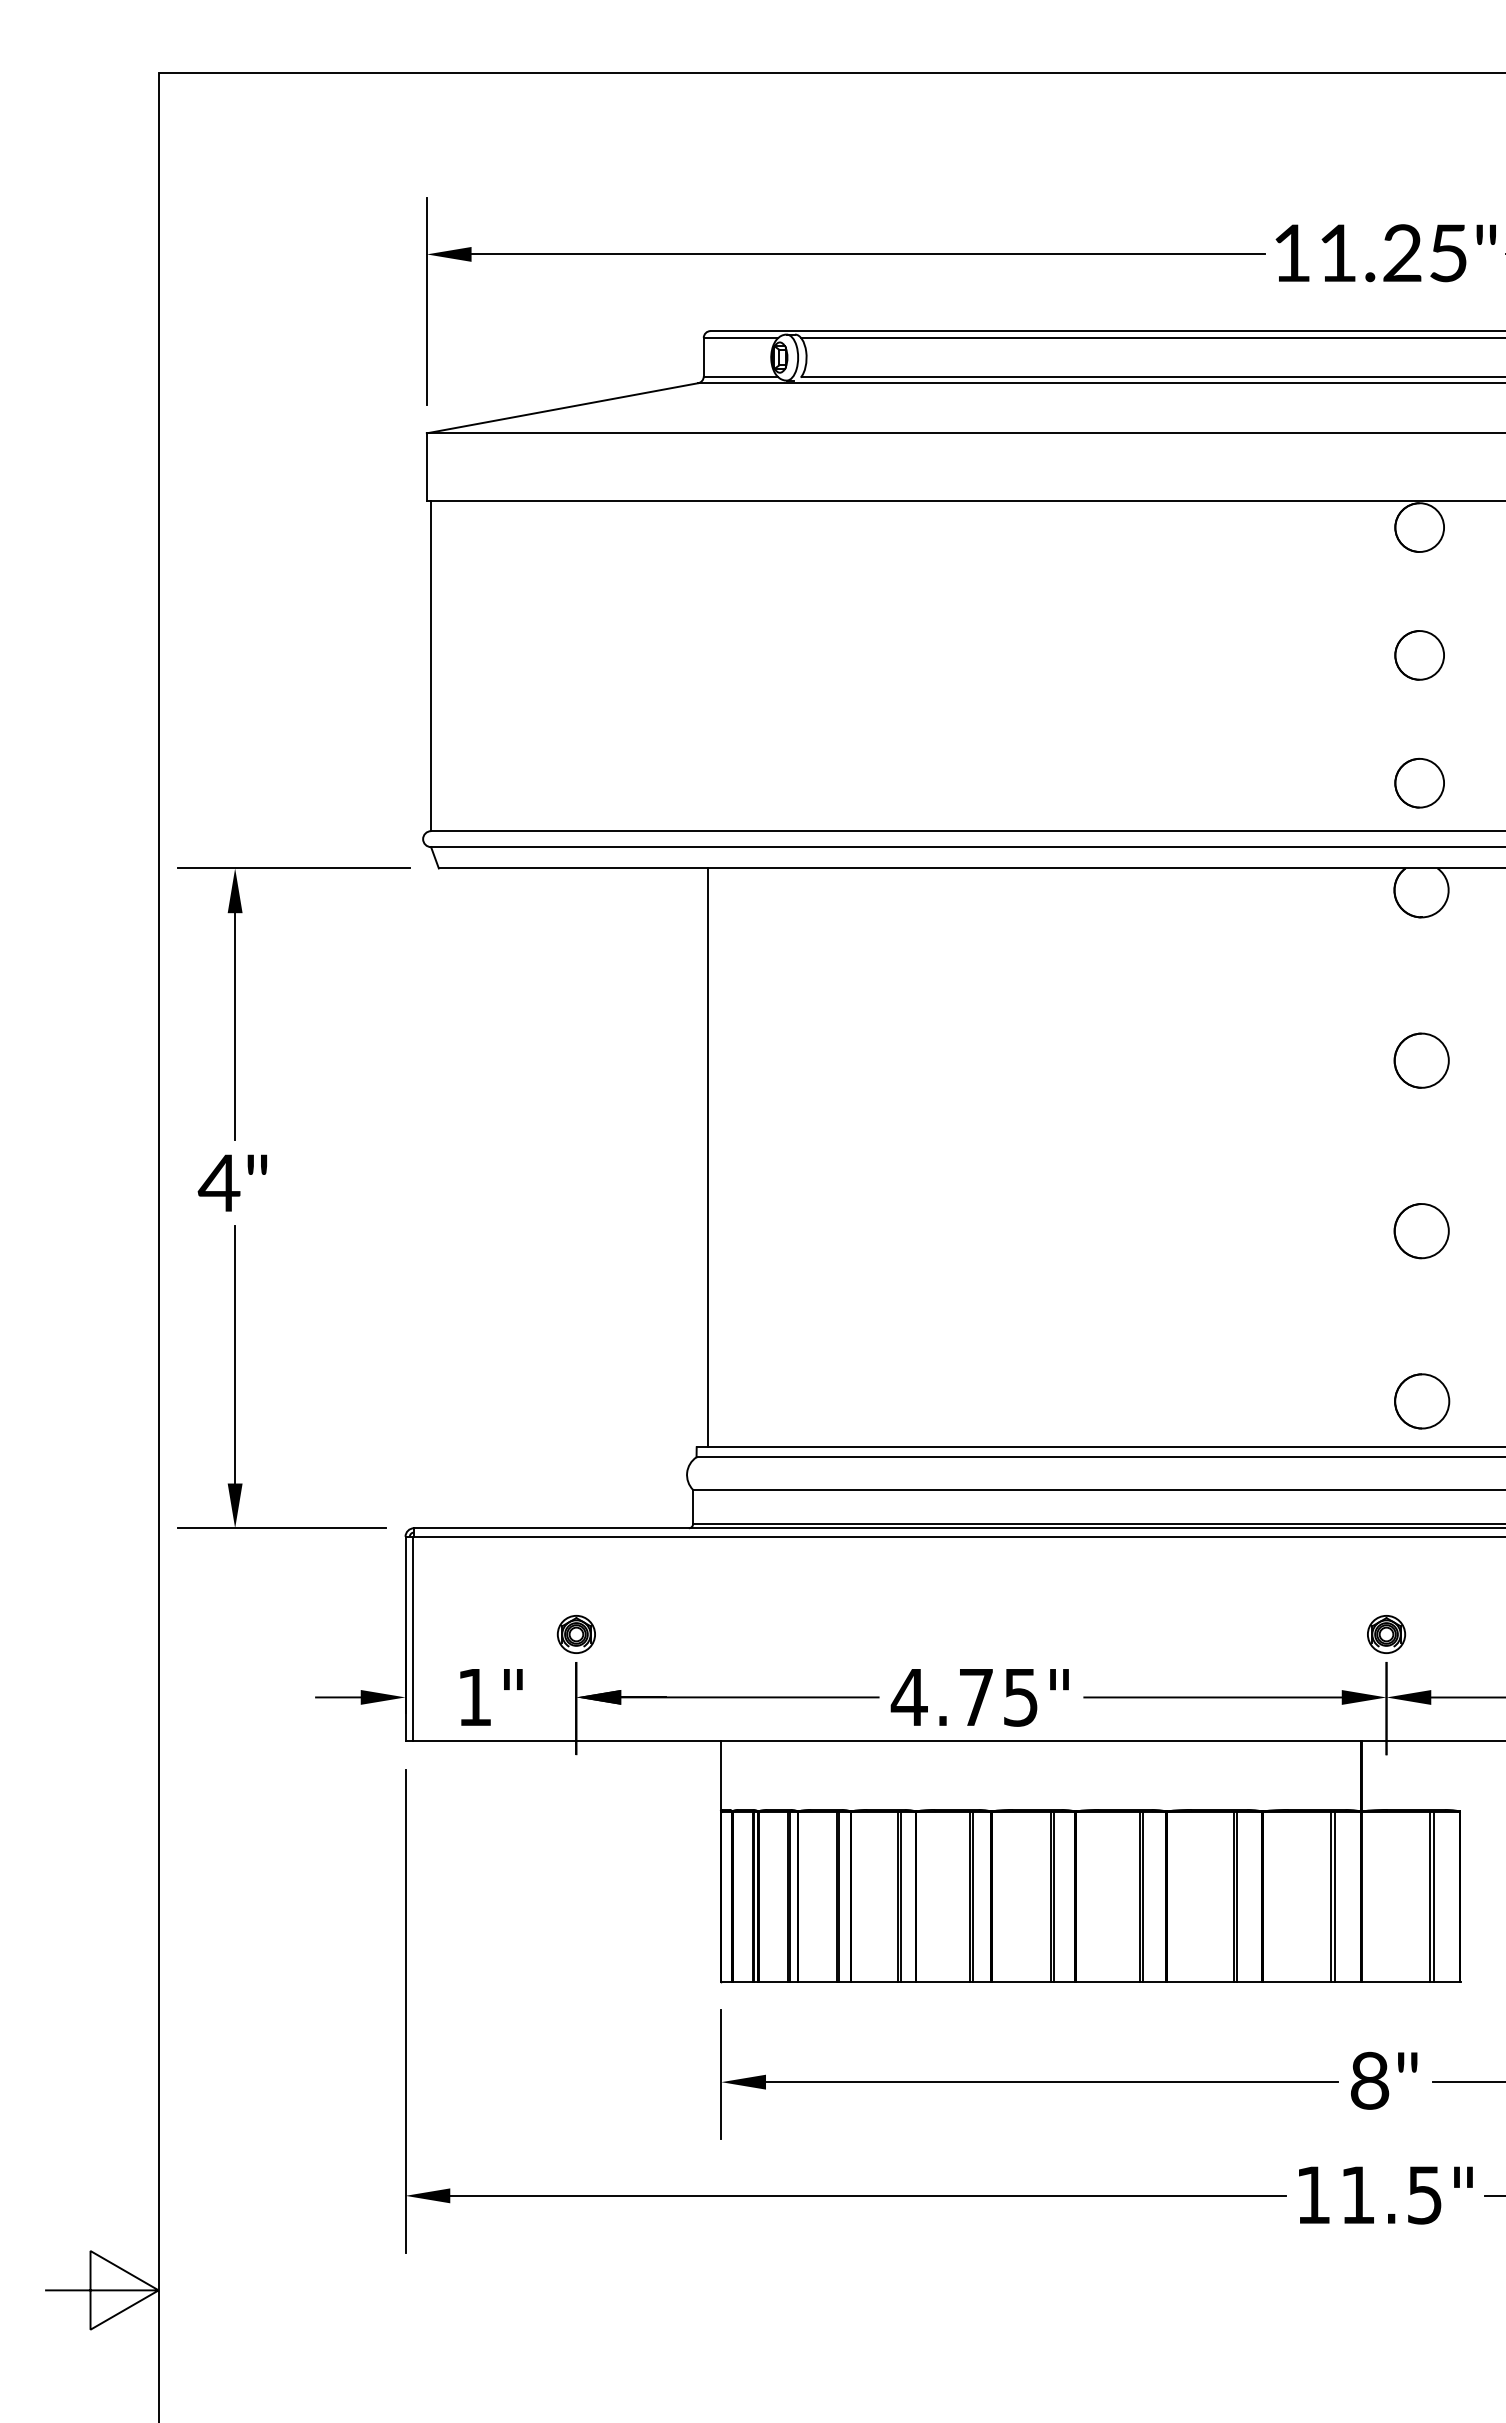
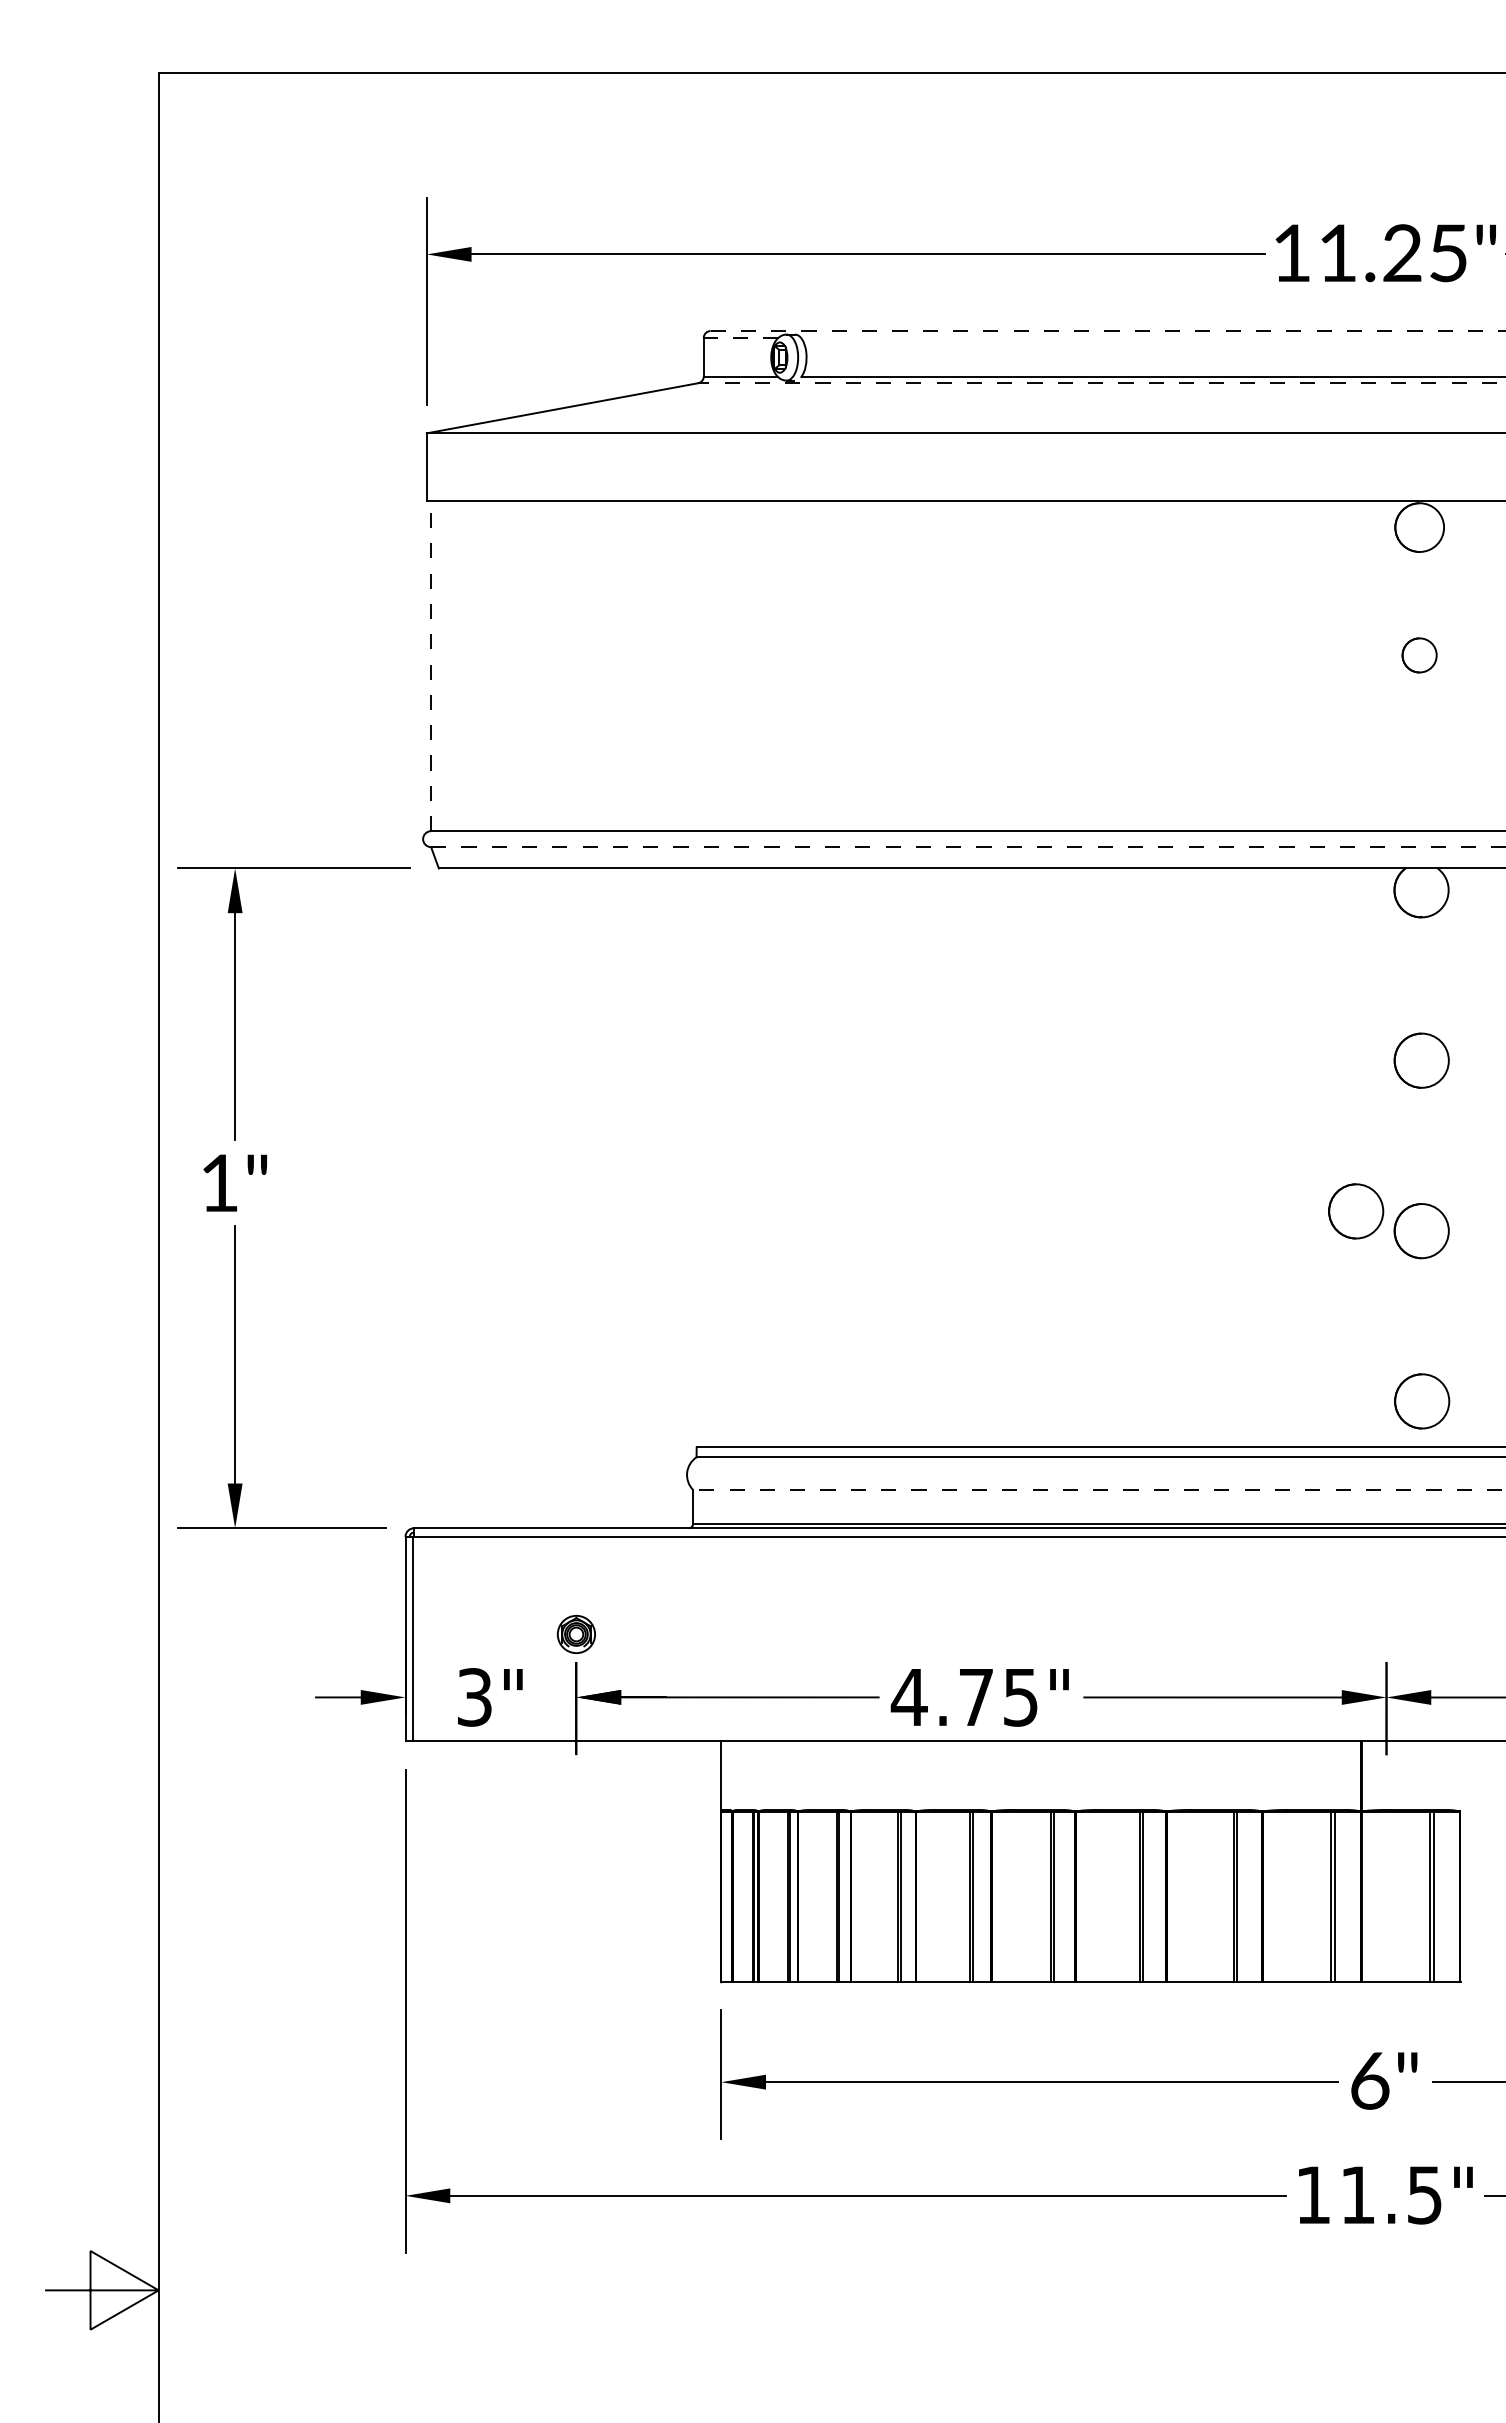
line: solid -> dashed (1108, 331)
line: solid -> dashed (740, 337)
line: present -> none (1151, 337)
line: solid -> dashed (1102, 383)
part size: 51x51 px -> 37x37 px (1419, 655)
line: solid -> dashed (431, 666)
part: present -> none (1419, 782)
line: solid -> dashed (969, 847)
line: present -> none (708, 1157)
text: 4" -> 1" (218, 1182)
part: none -> present (1356, 1211)
line: solid -> dashed (1099, 1489)
part: present -> none (1386, 1634)
text: 1" -> 3" (474, 1697)
text: 8" -> 6" (1370, 2080)
